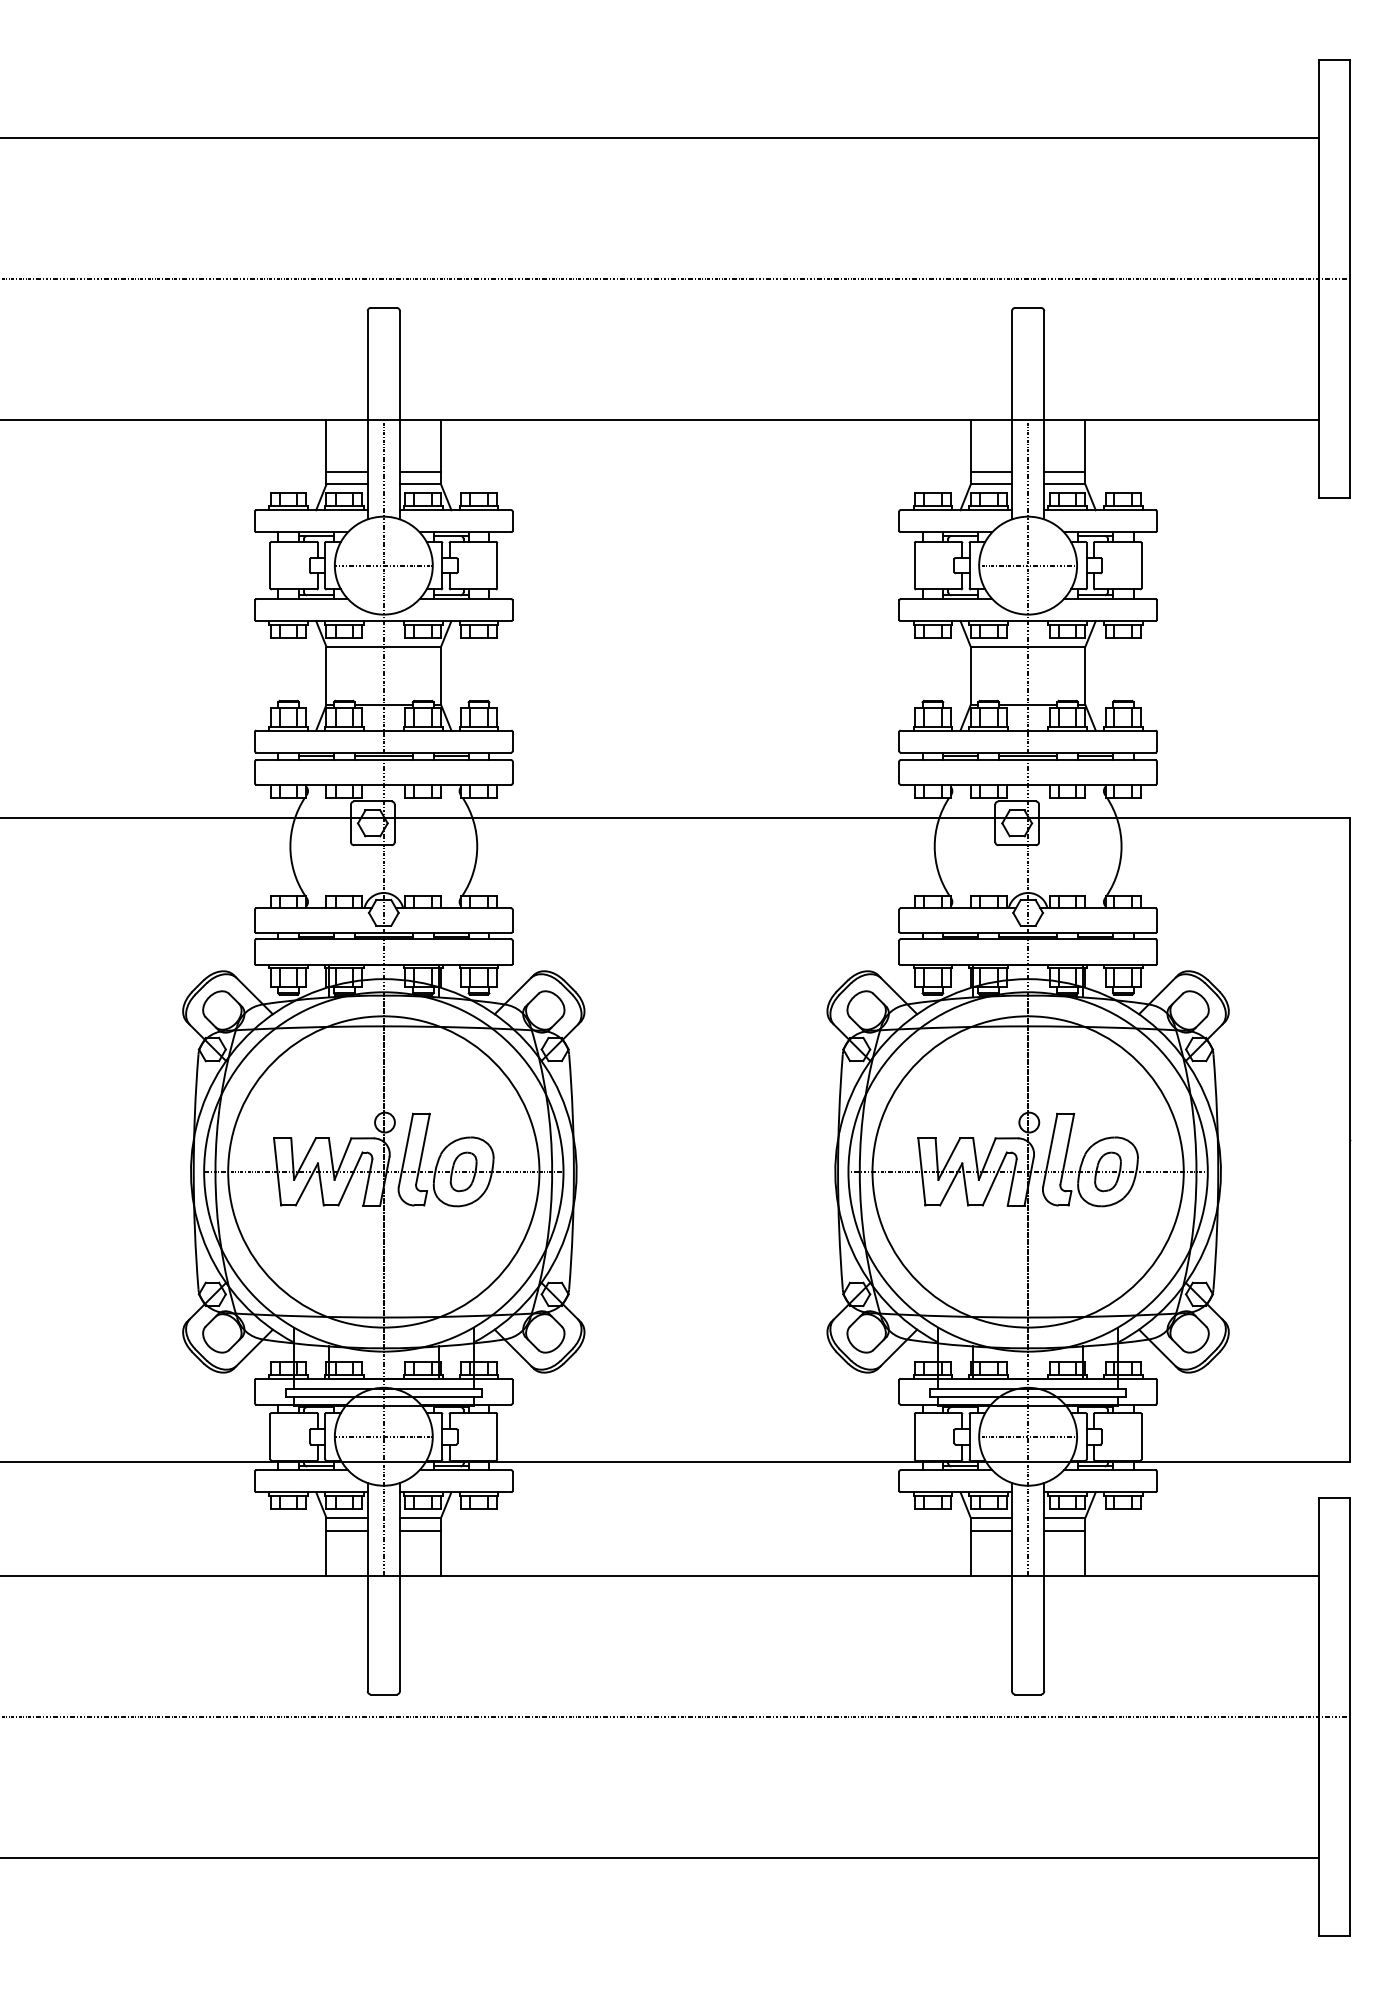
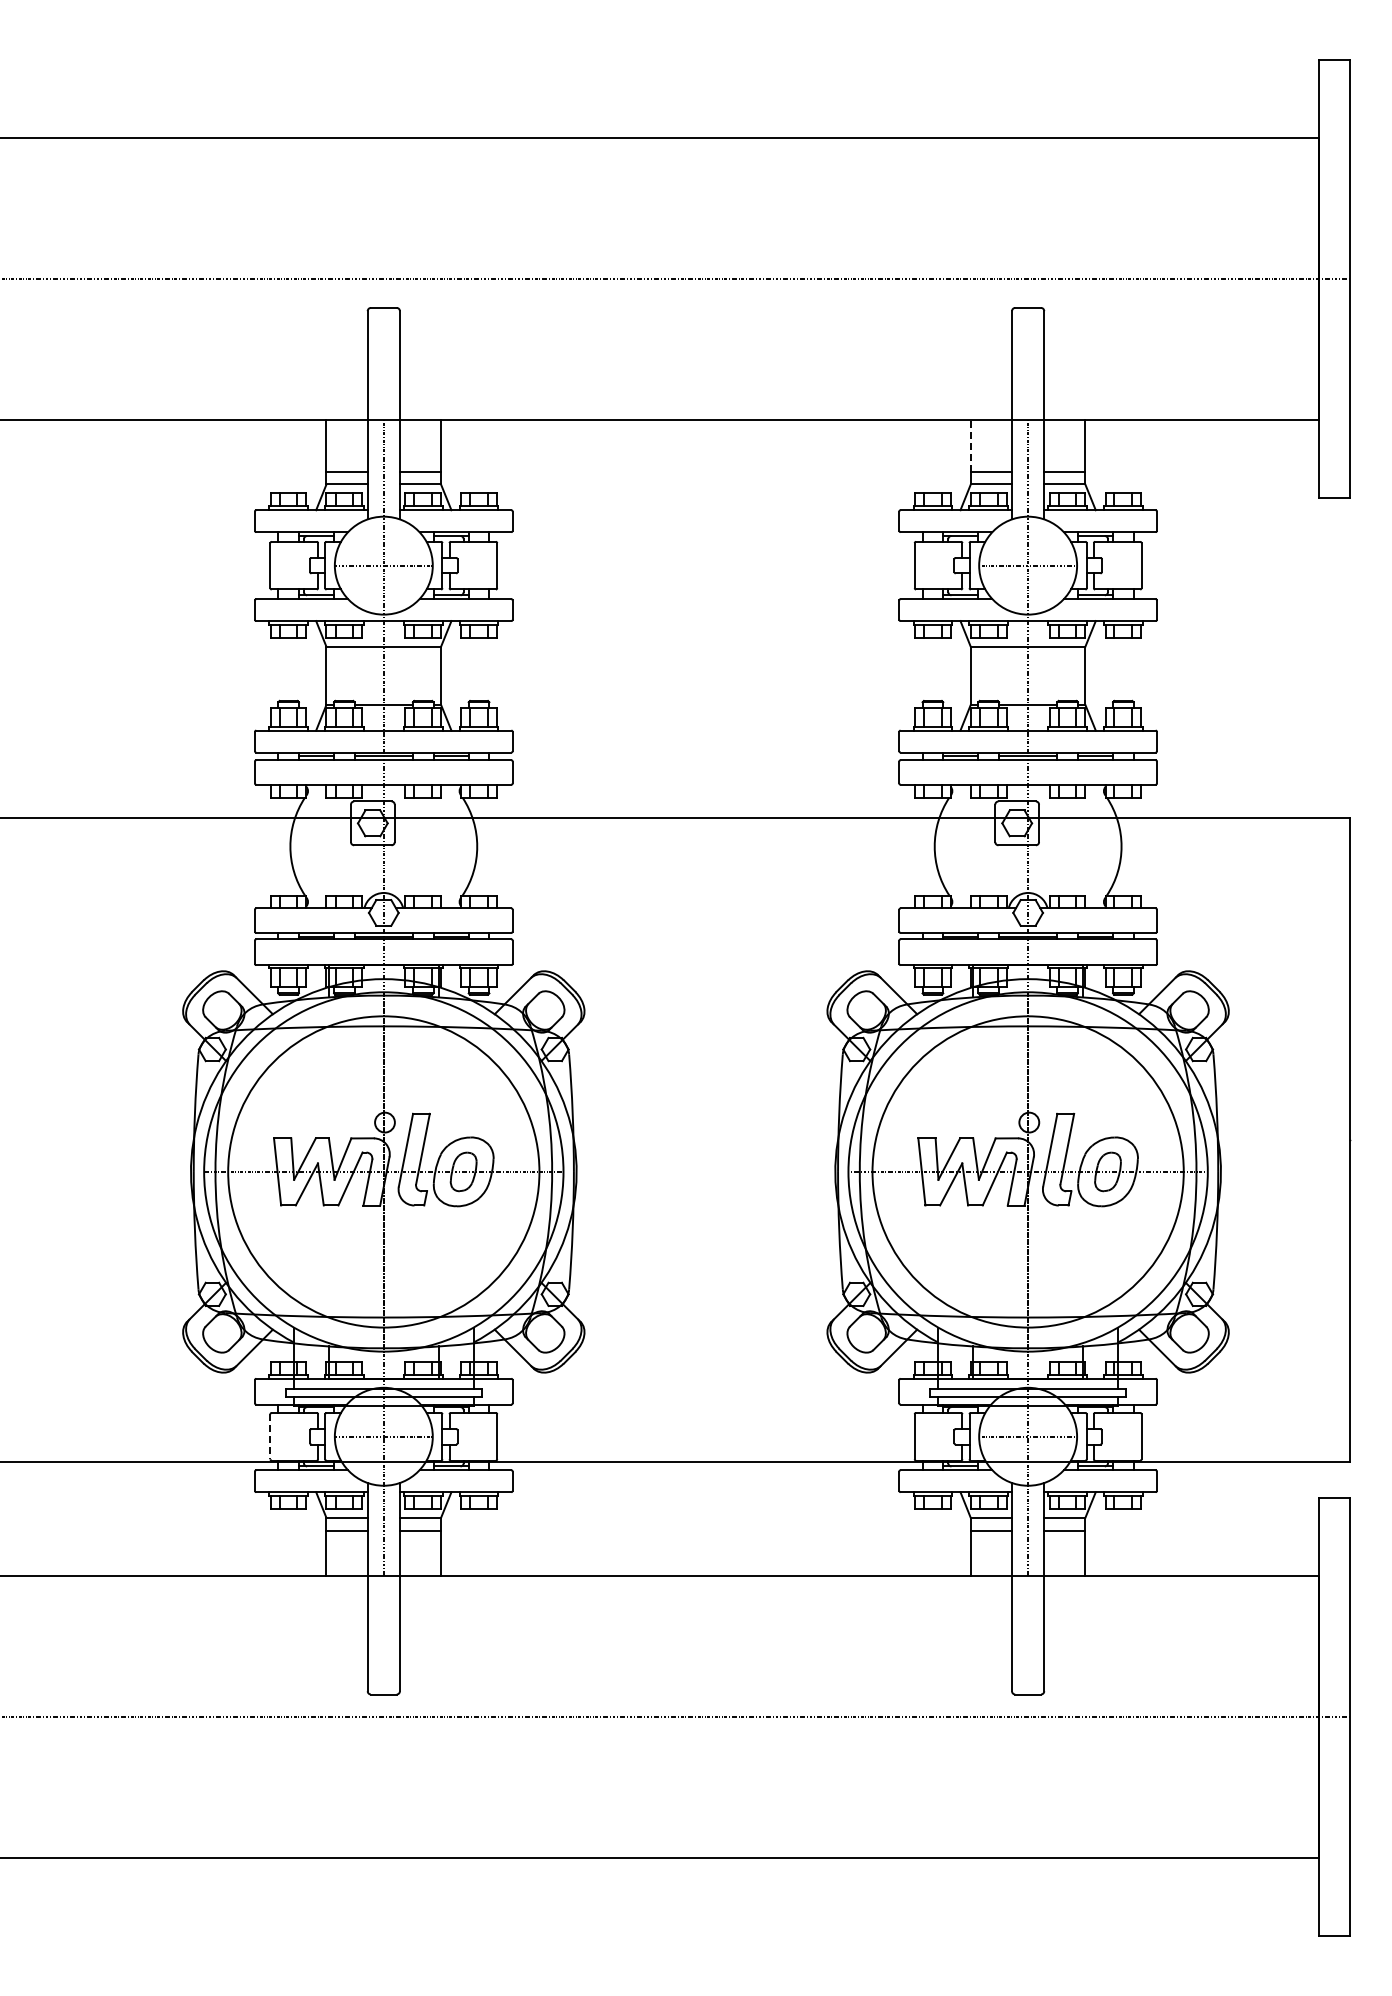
line: solid -> dashed (970, 445)
line: solid -> dashed (270, 1436)
